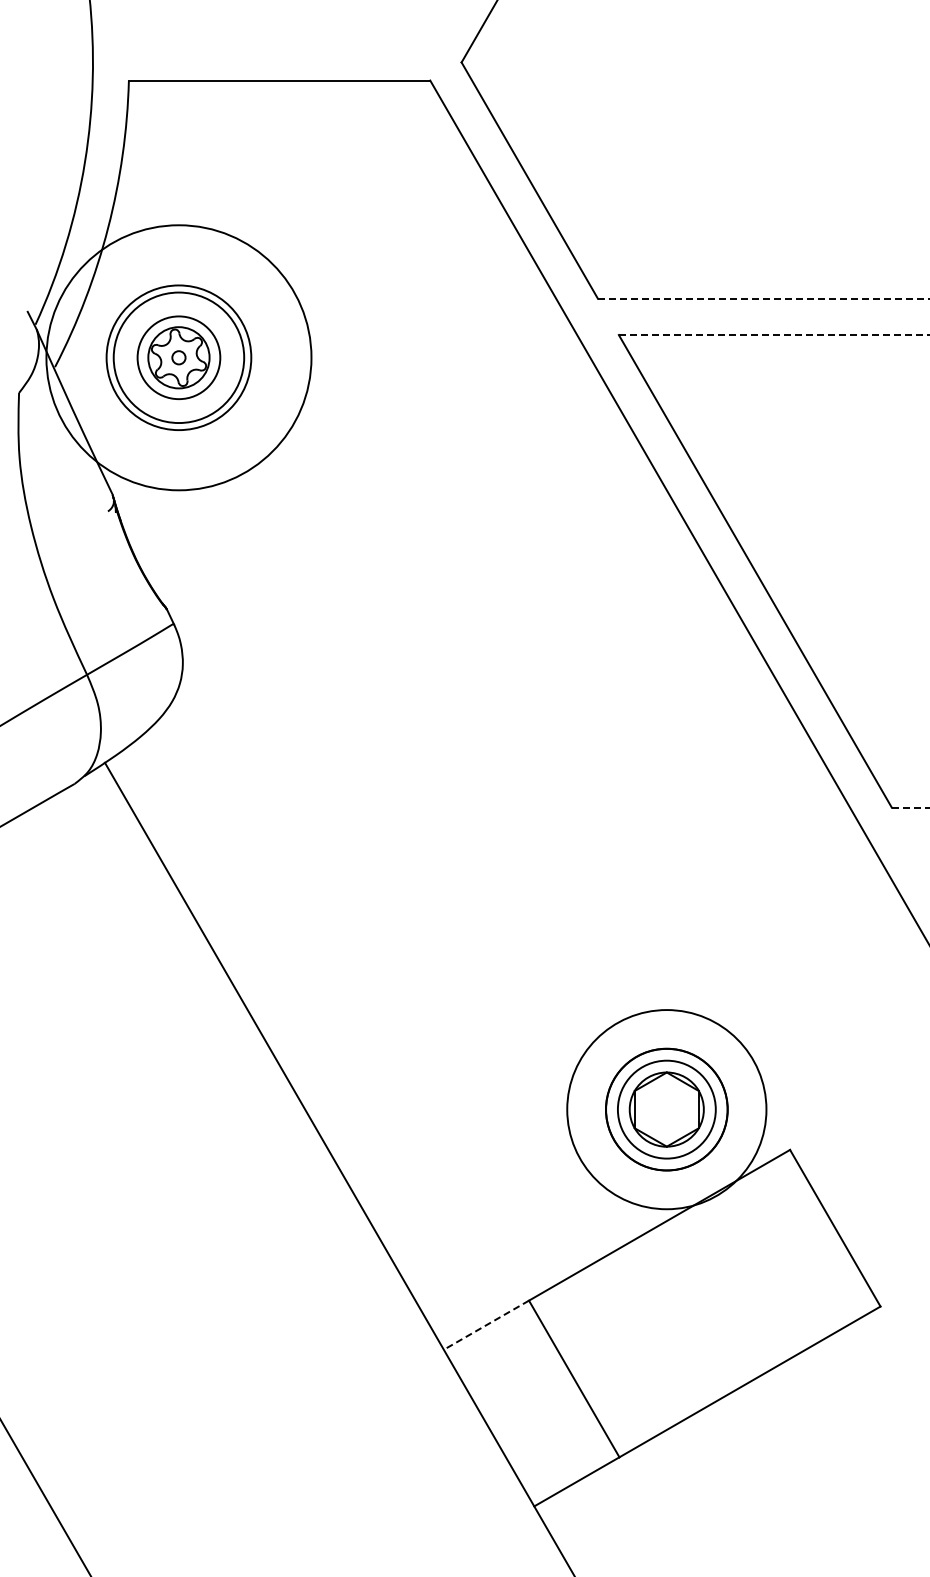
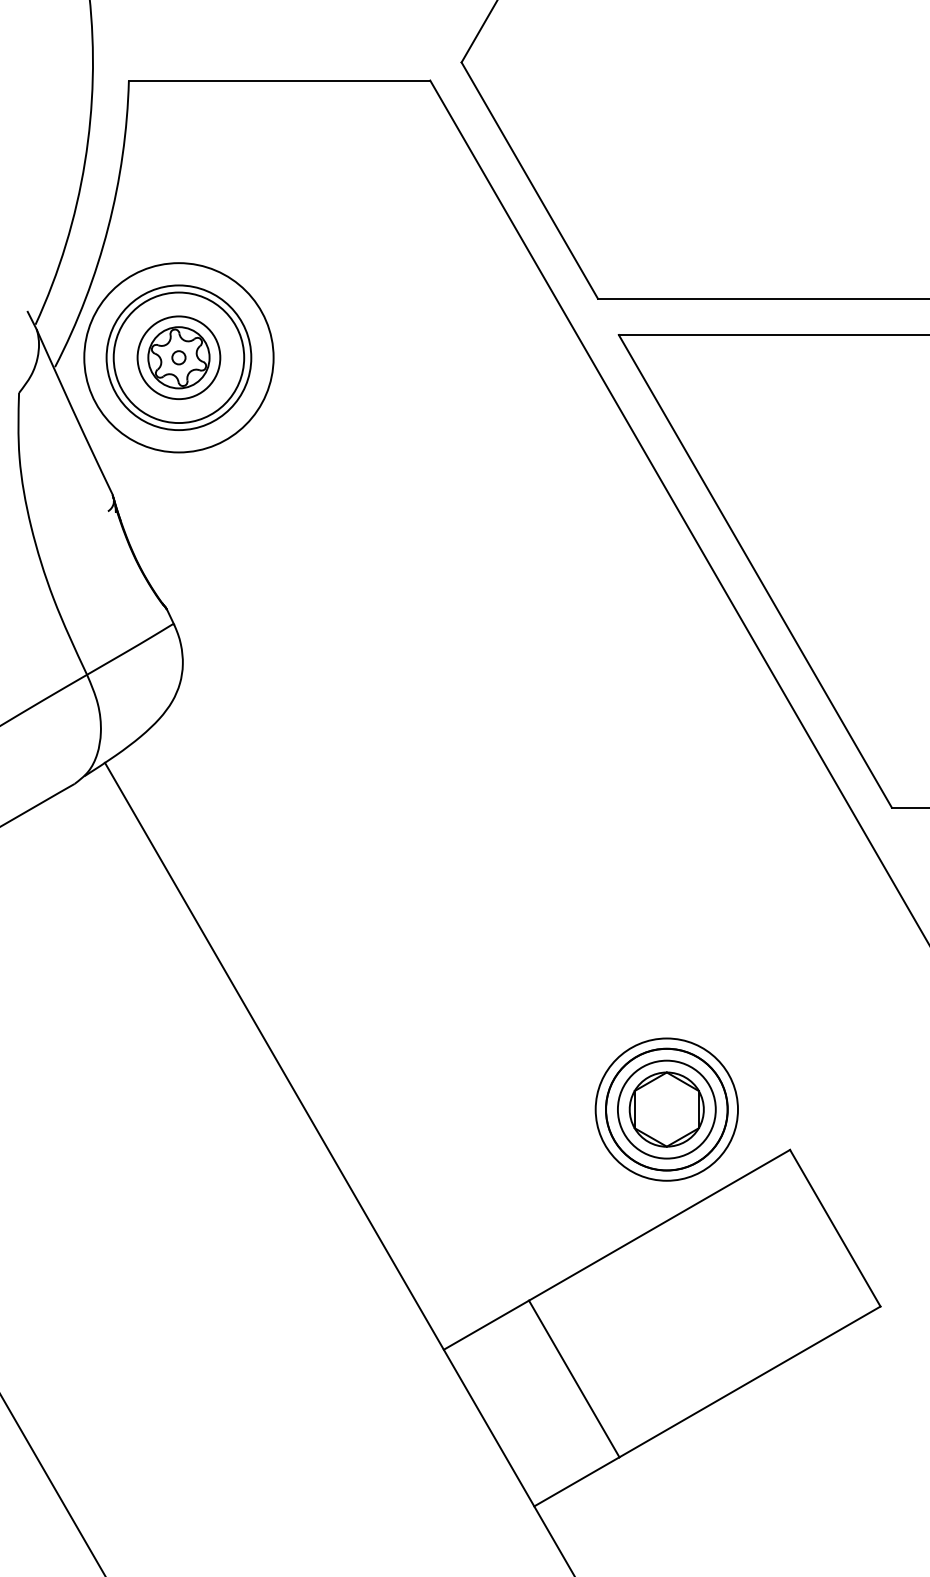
line: dashed -> solid (763, 298)
line: dashed -> solid (774, 335)
circle diameter: 265 px -> 189 px (178, 357)
line: dashed -> solid (911, 807)
circle diameter: 199 px -> 142 px (666, 1109)
line: dashed -> solid (486, 1325)
line position: (45, 1497) -> (52, 1485) (52, 1485)
